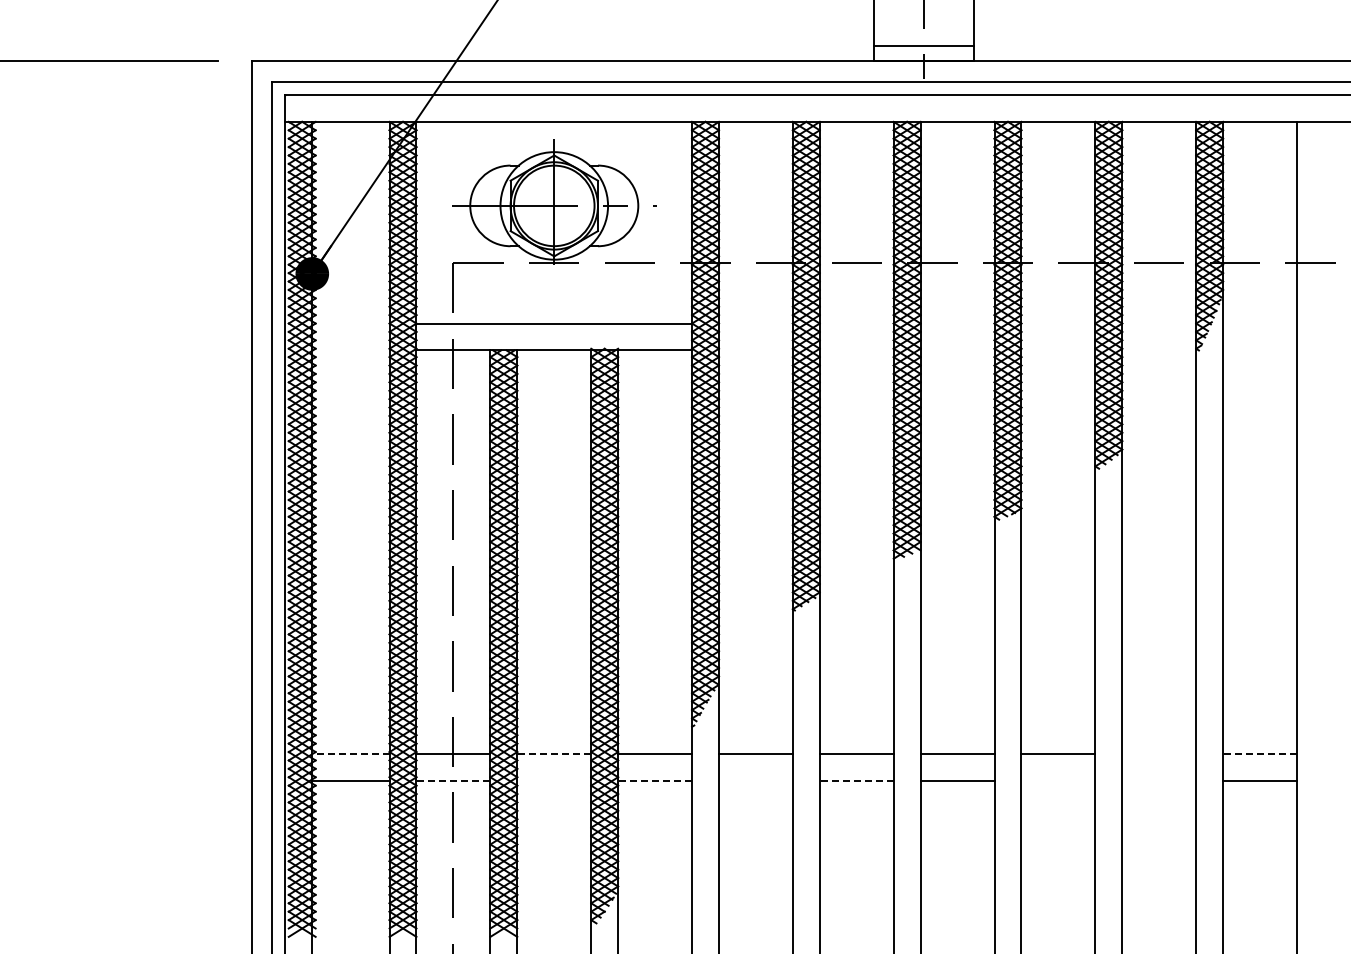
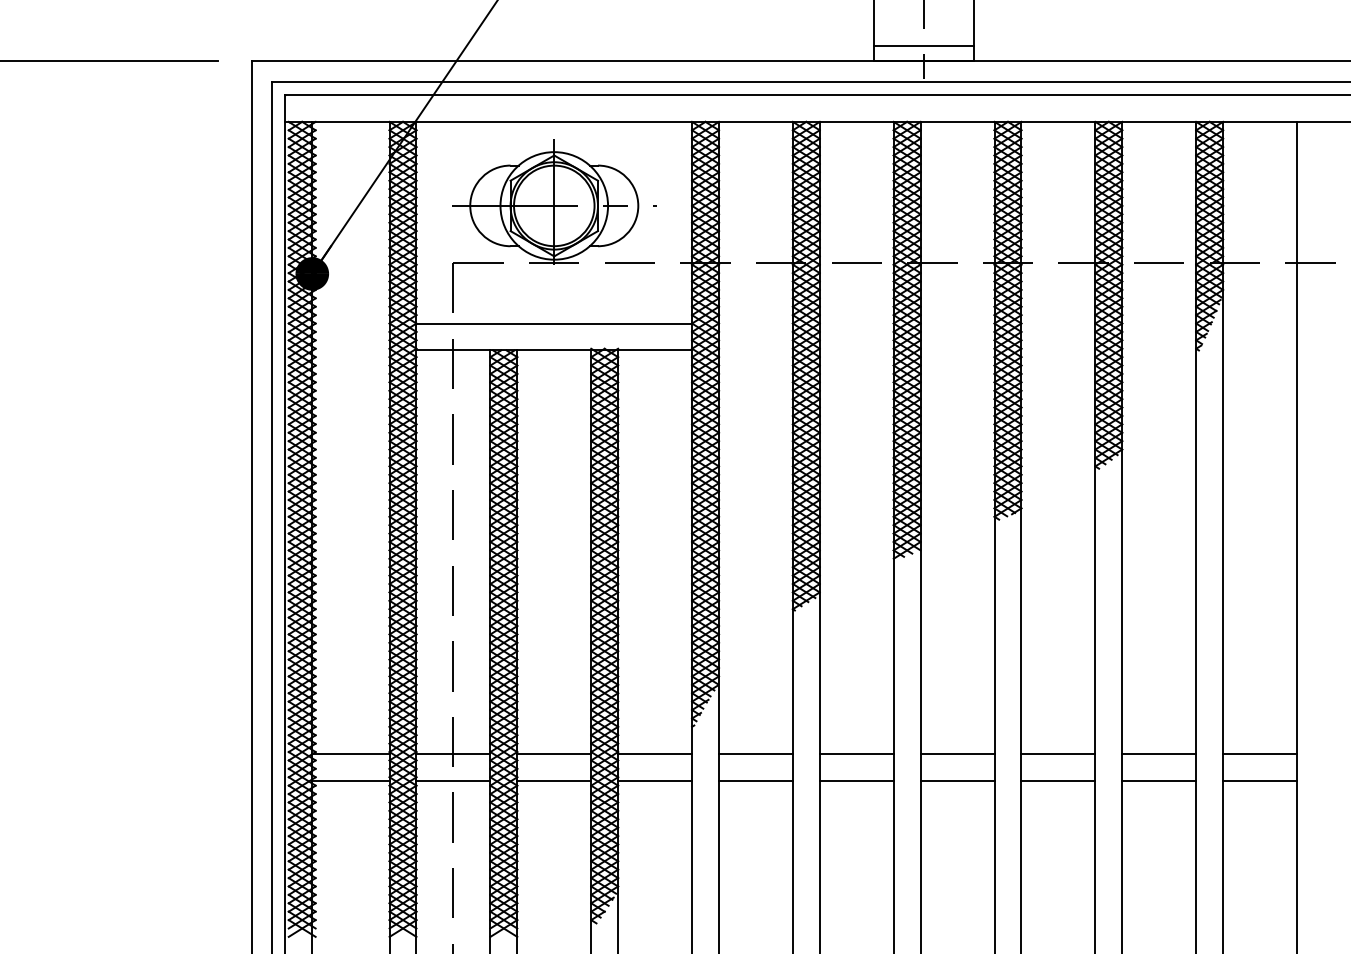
line: dashed -> solid (350, 753)
line: dashed -> solid (554, 753)
line: none -> present (1159, 753)
line: dashed -> solid (1260, 753)
line: dashed -> solid (453, 780)
line: none -> present (554, 780)
line: dashed -> solid (655, 780)
line: none -> present (755, 780)
line: dashed -> solid (856, 780)
line: none -> present (1058, 780)
line: none -> present (1159, 780)
